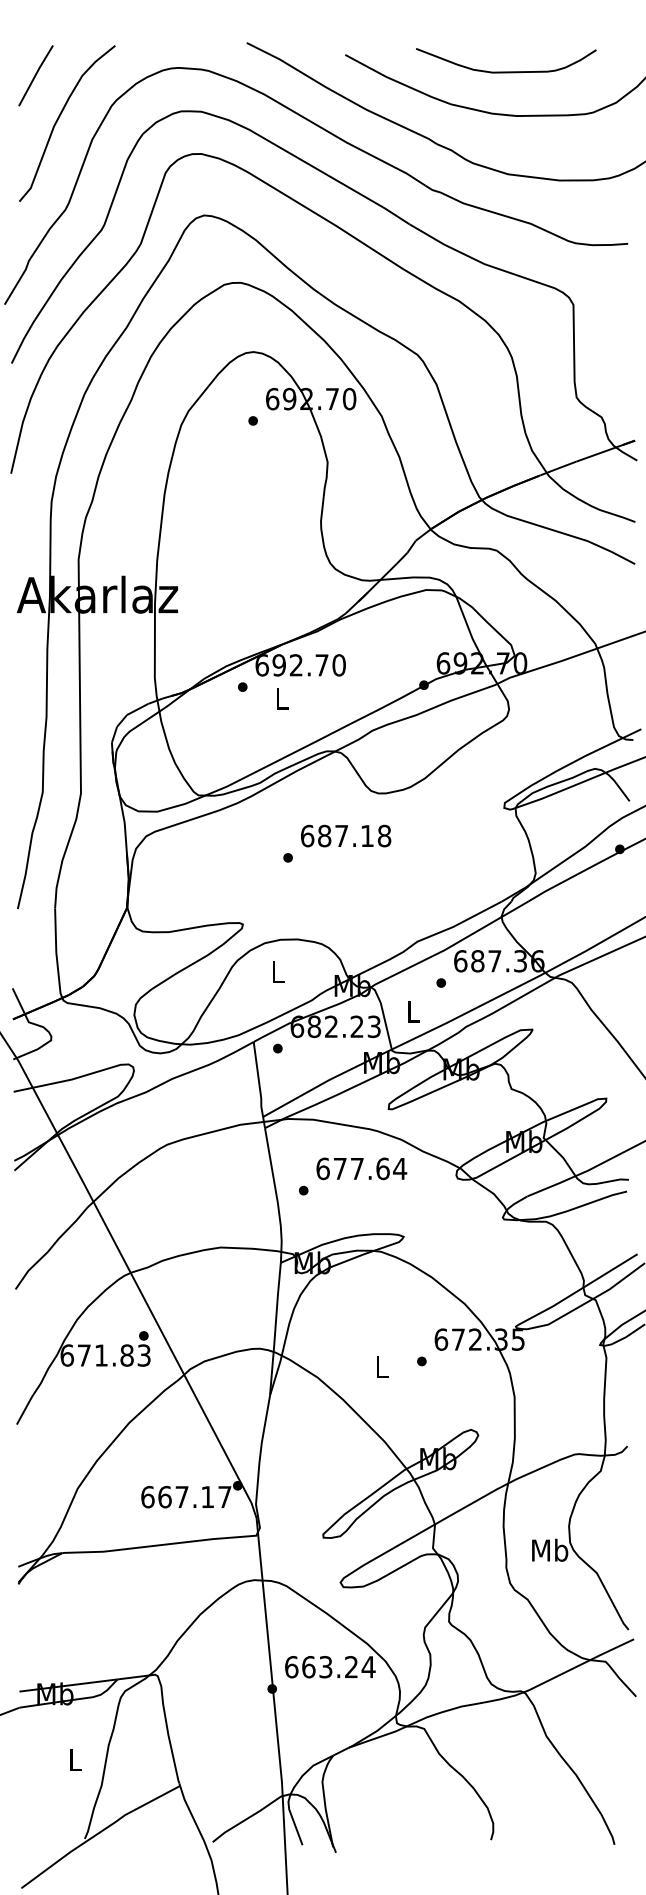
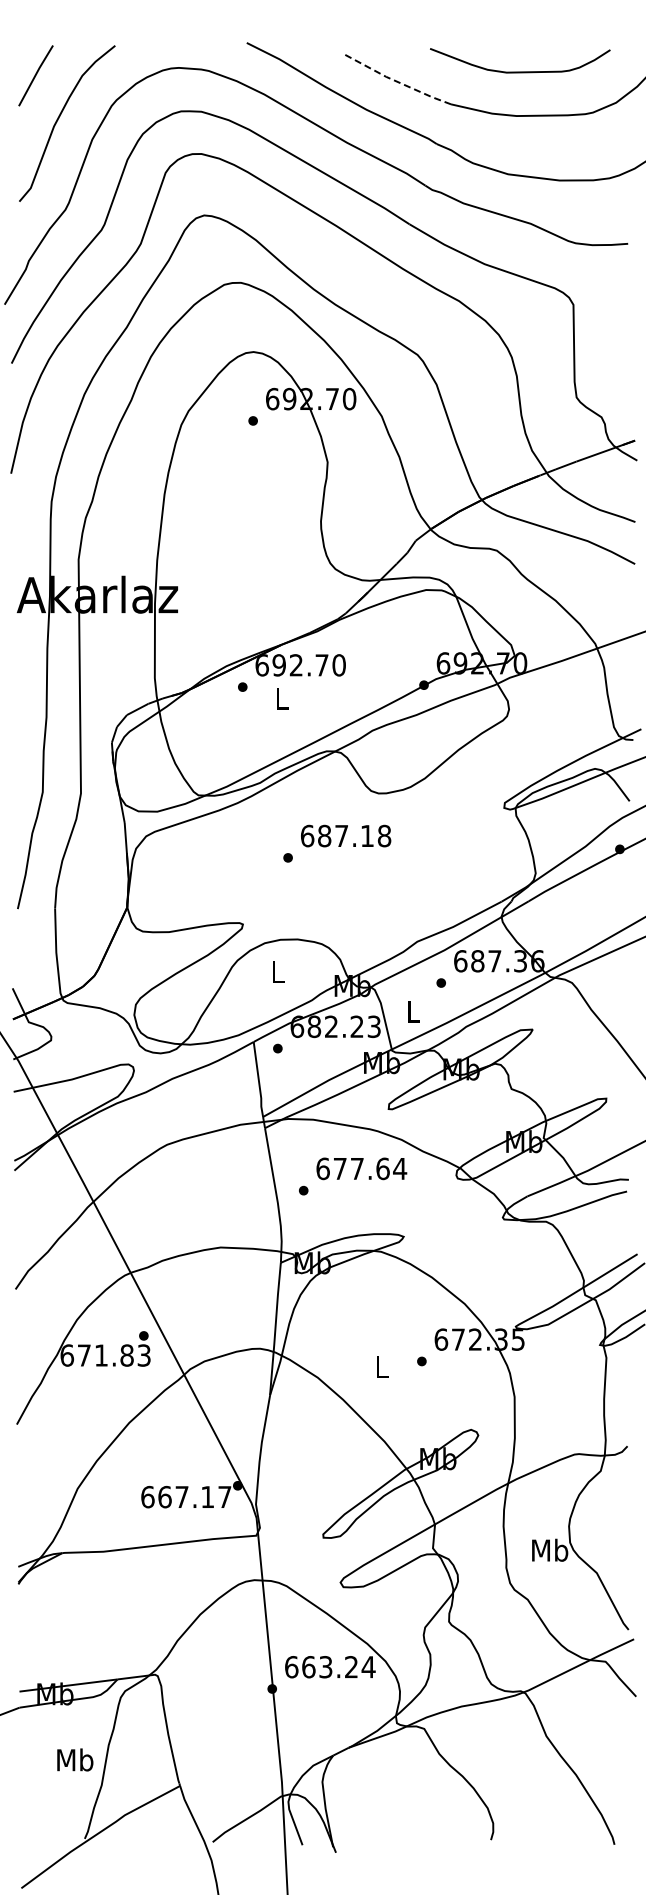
curve position: (506, 71) -> (520, 71) (520, 71)
line: solid -> dashed (397, 81)
text: L -> Mb (75, 1759)
